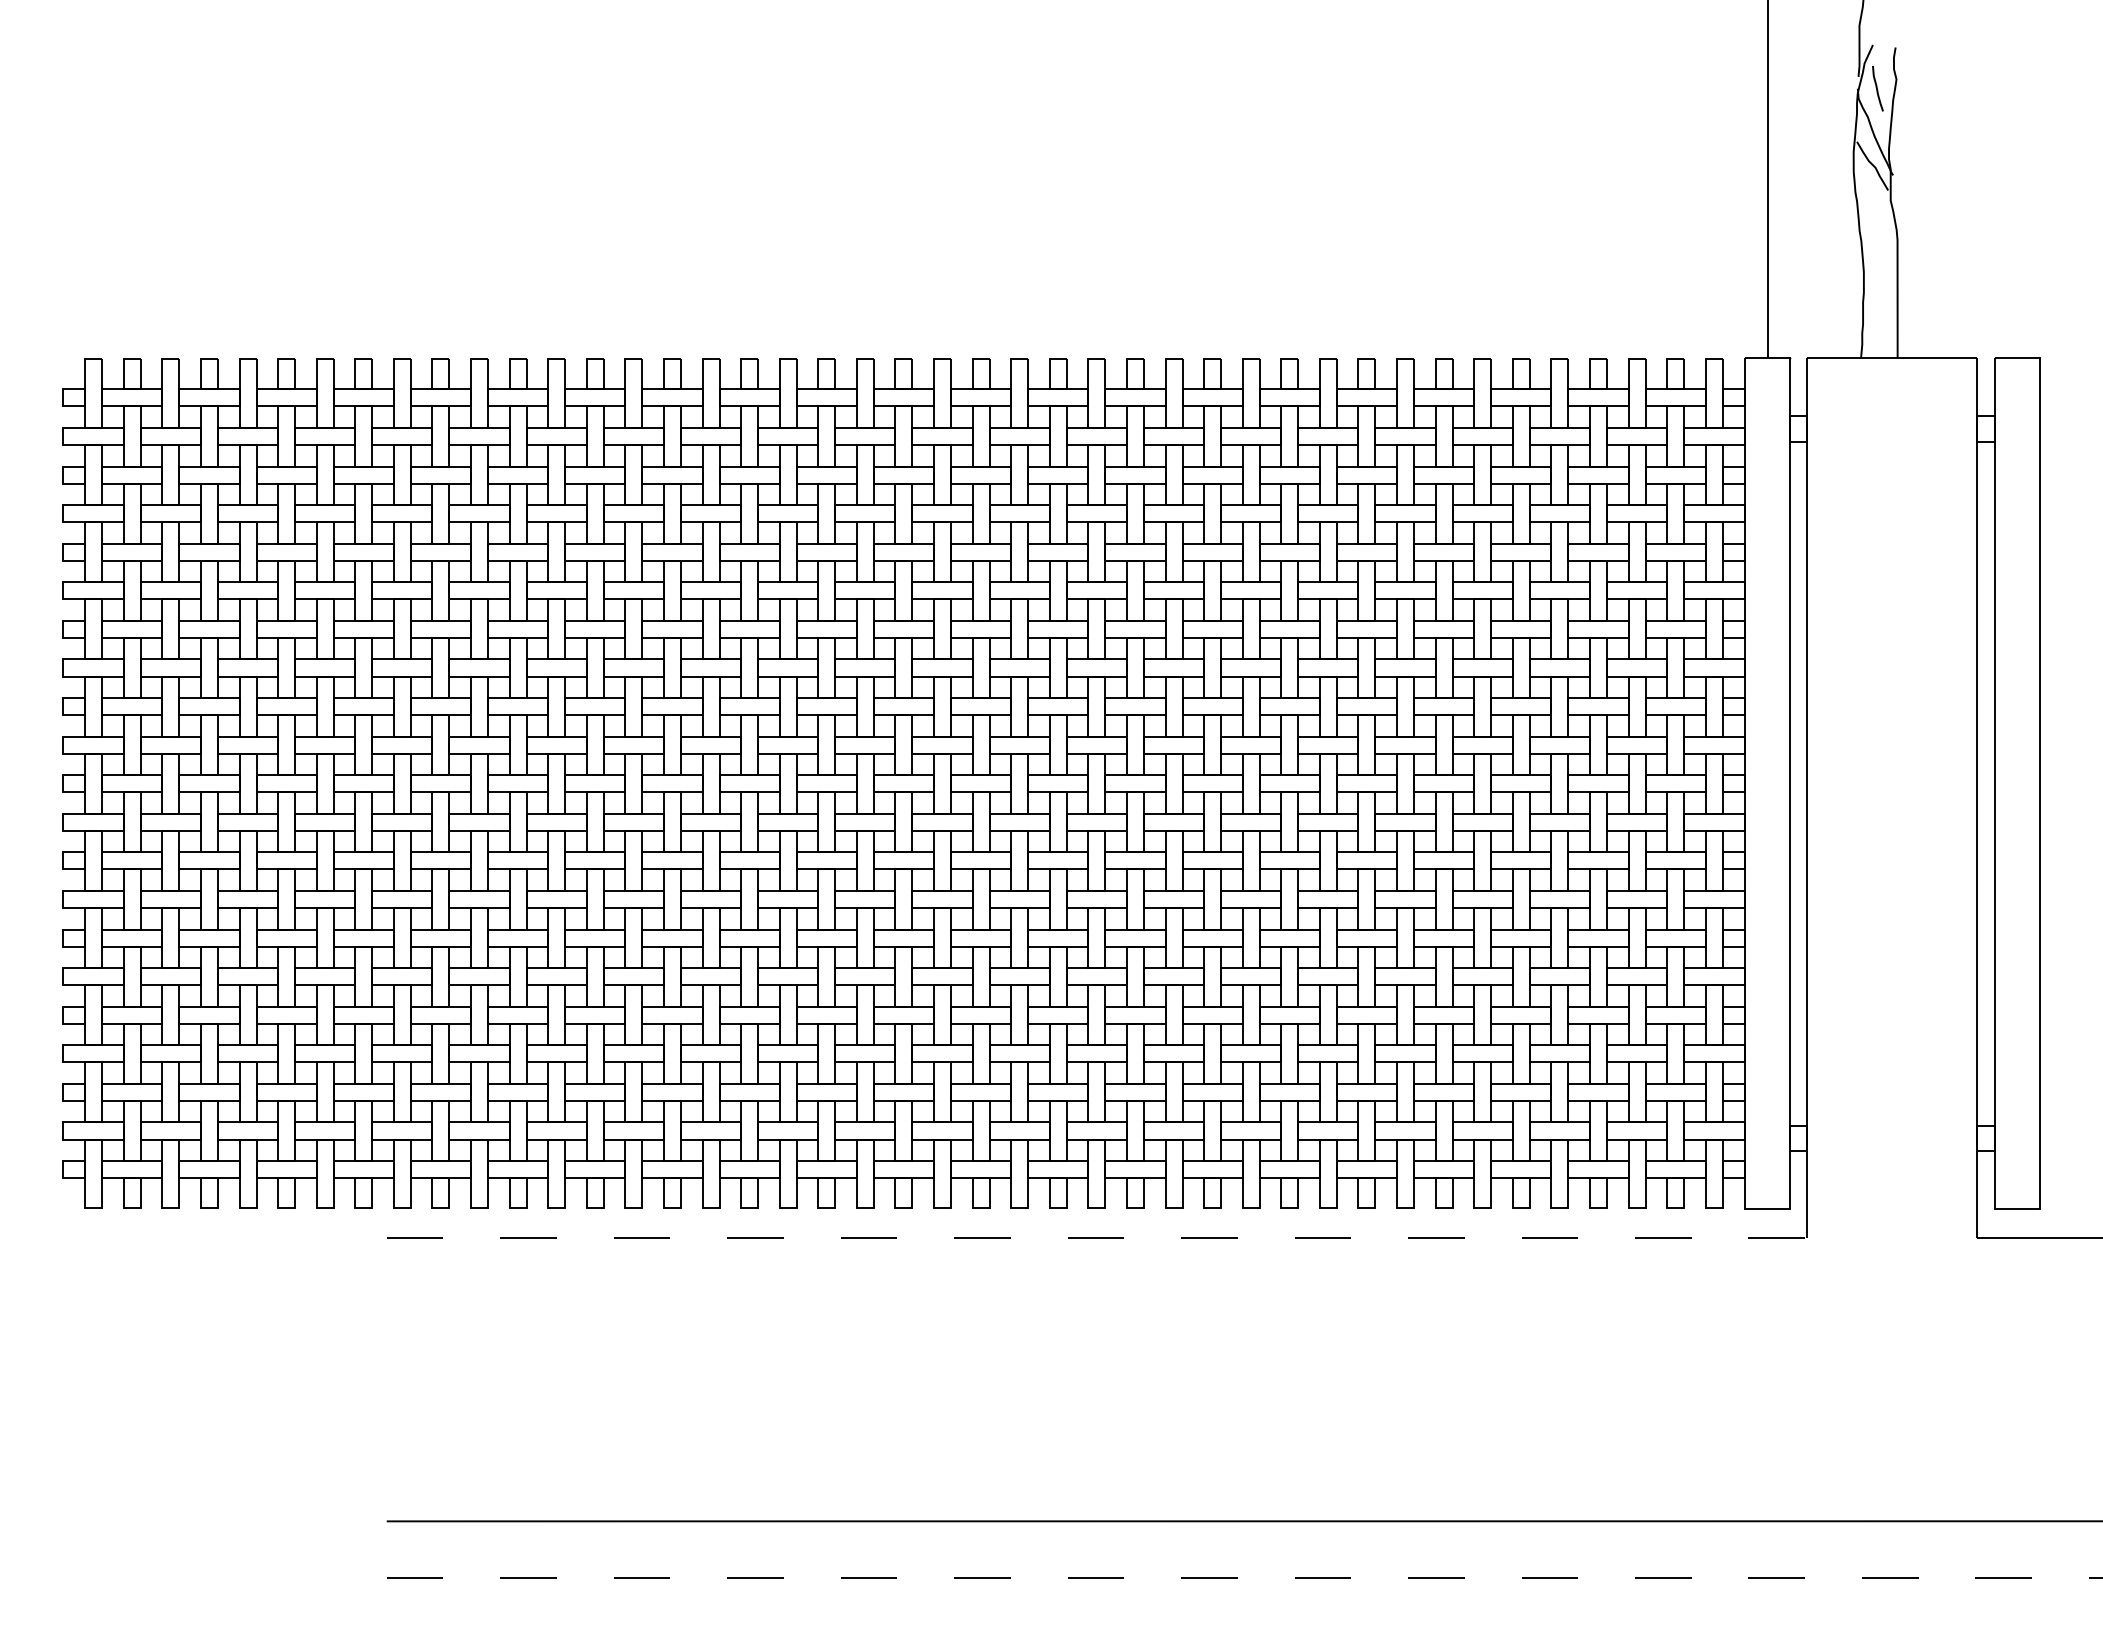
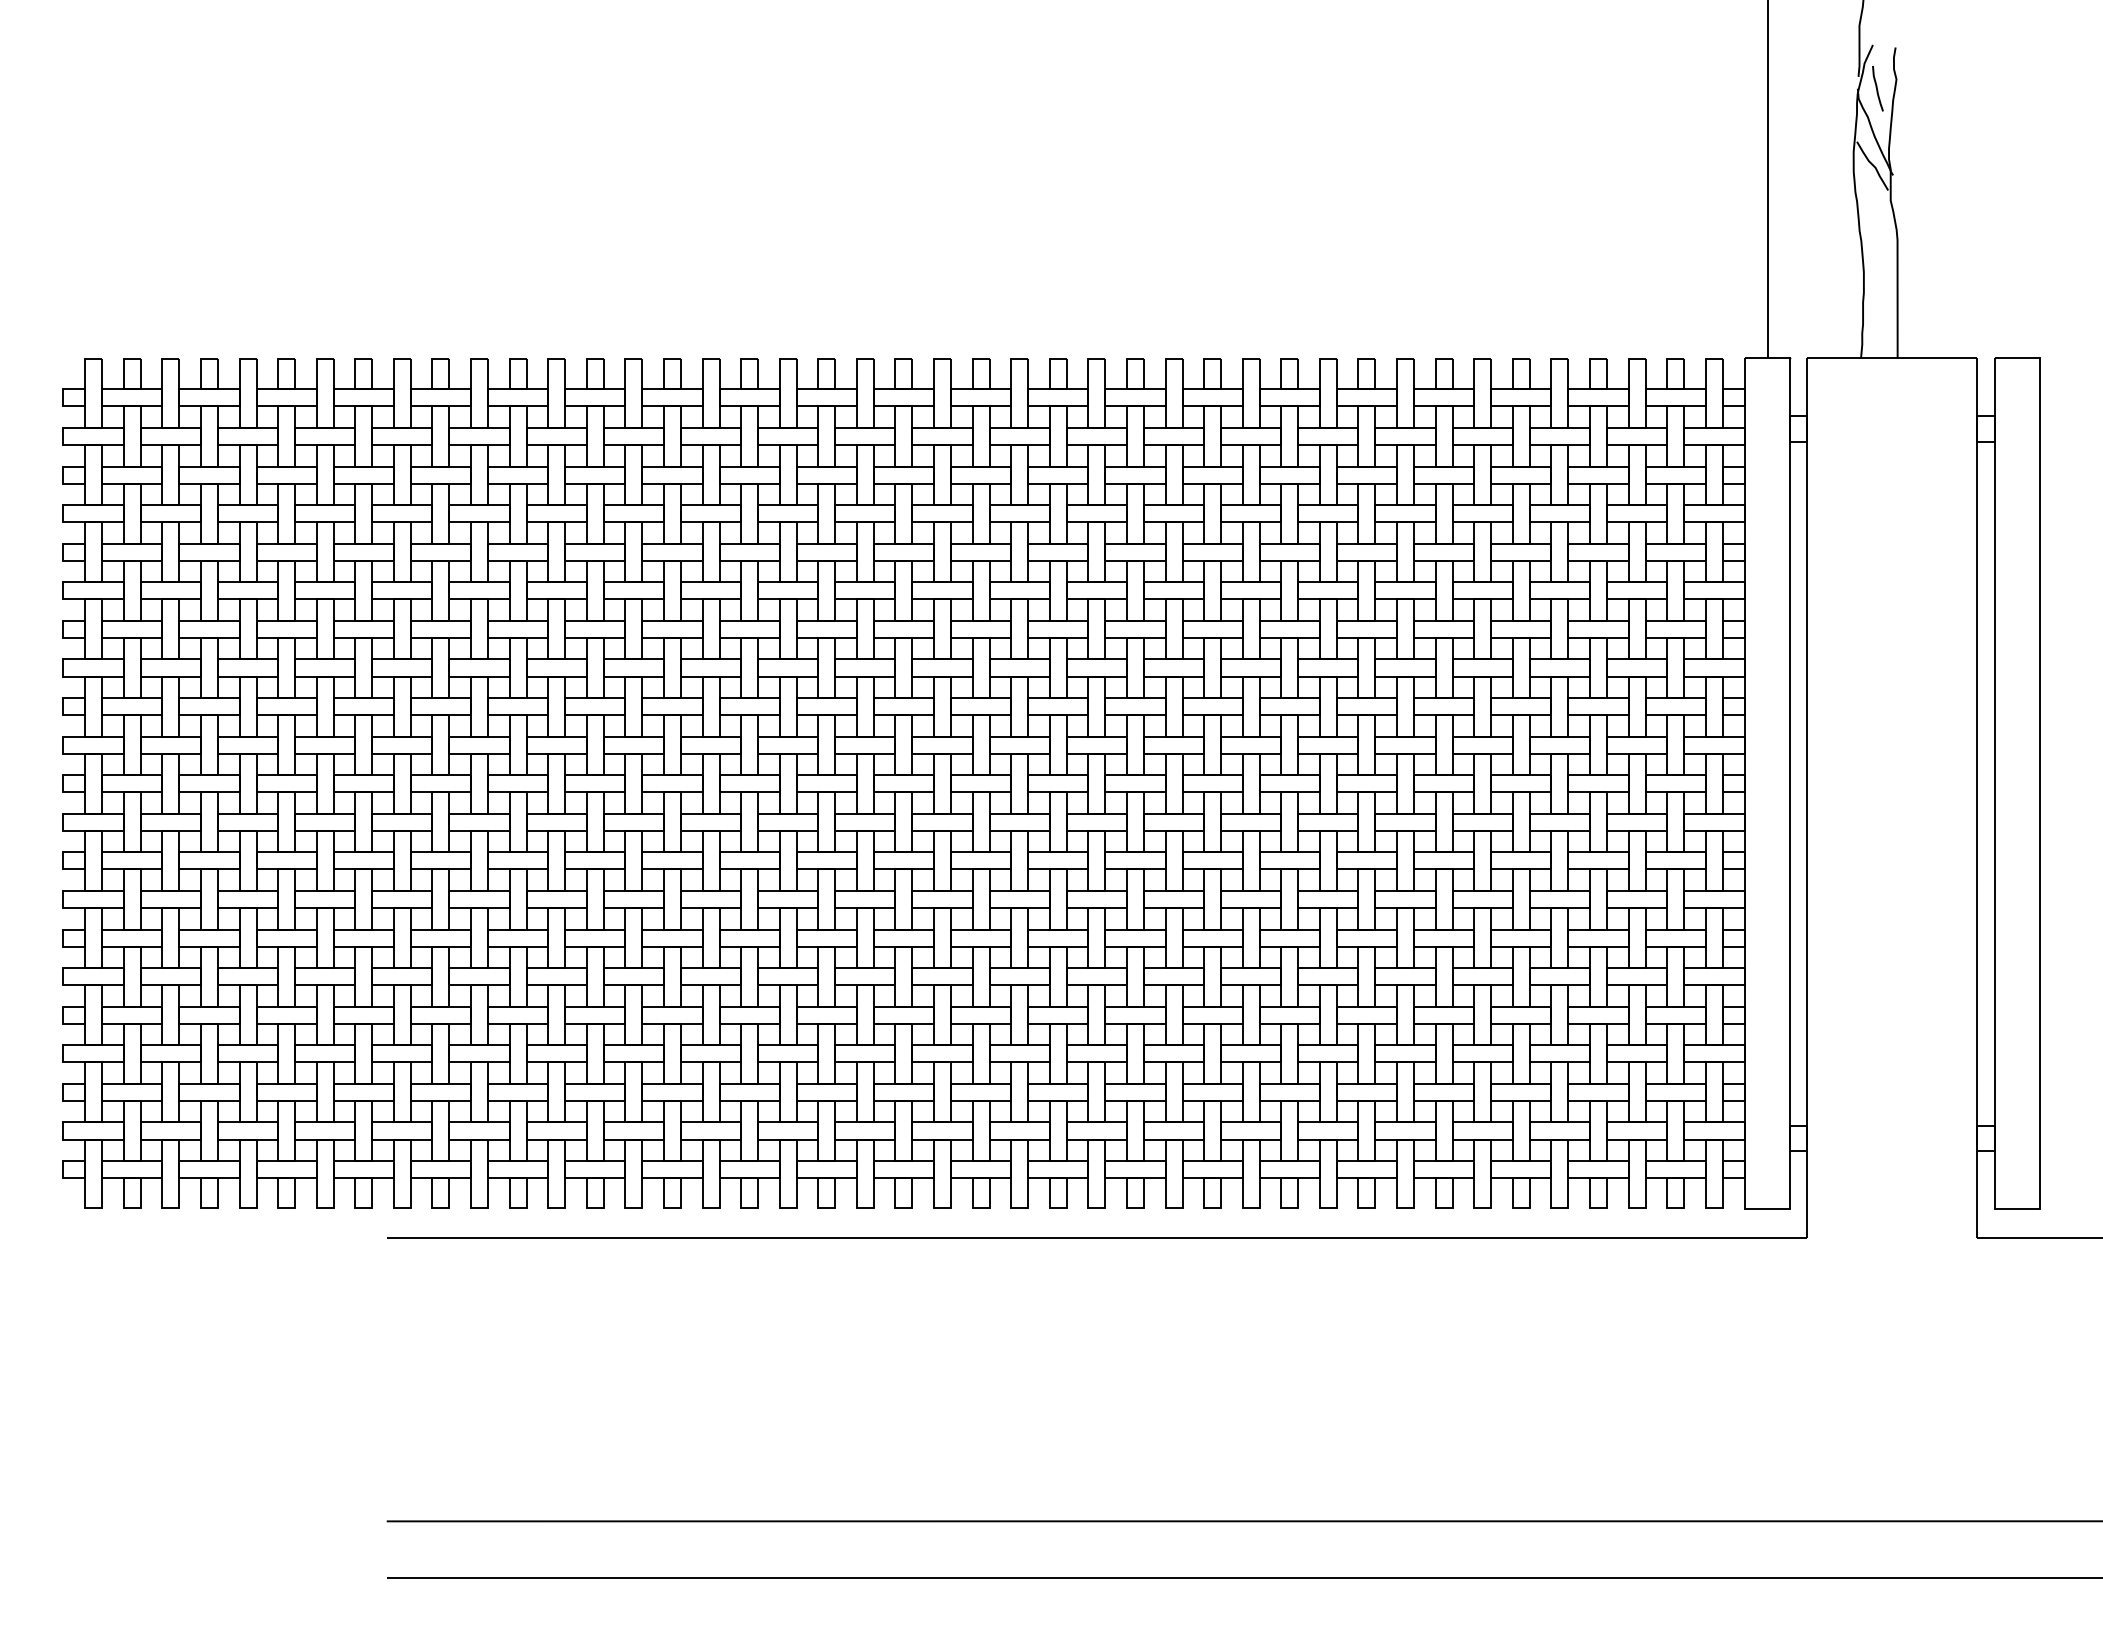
line: dashed -> solid (1097, 1237)
line: dashed -> solid (1244, 1578)
